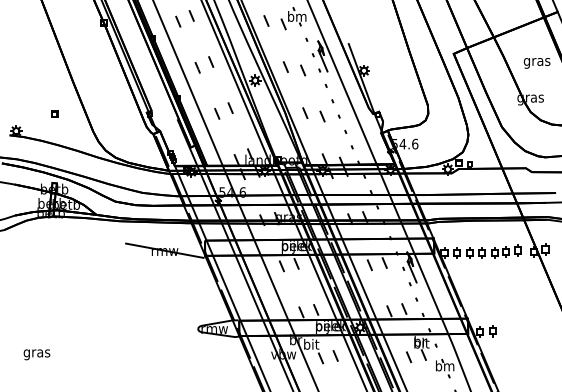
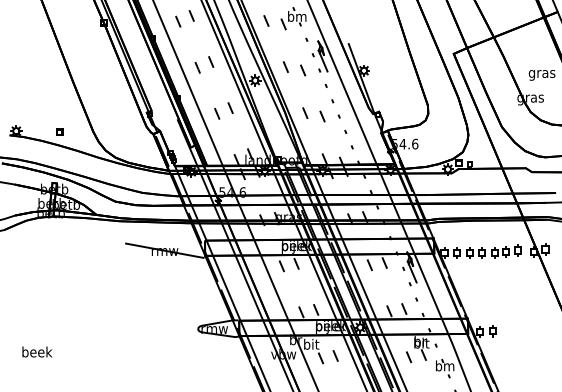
text position: (536, 63) -> (541, 75) (541, 75)
part position: (54, 113) -> (59, 131) (59, 131)
text: gras -> beek (37, 353)
